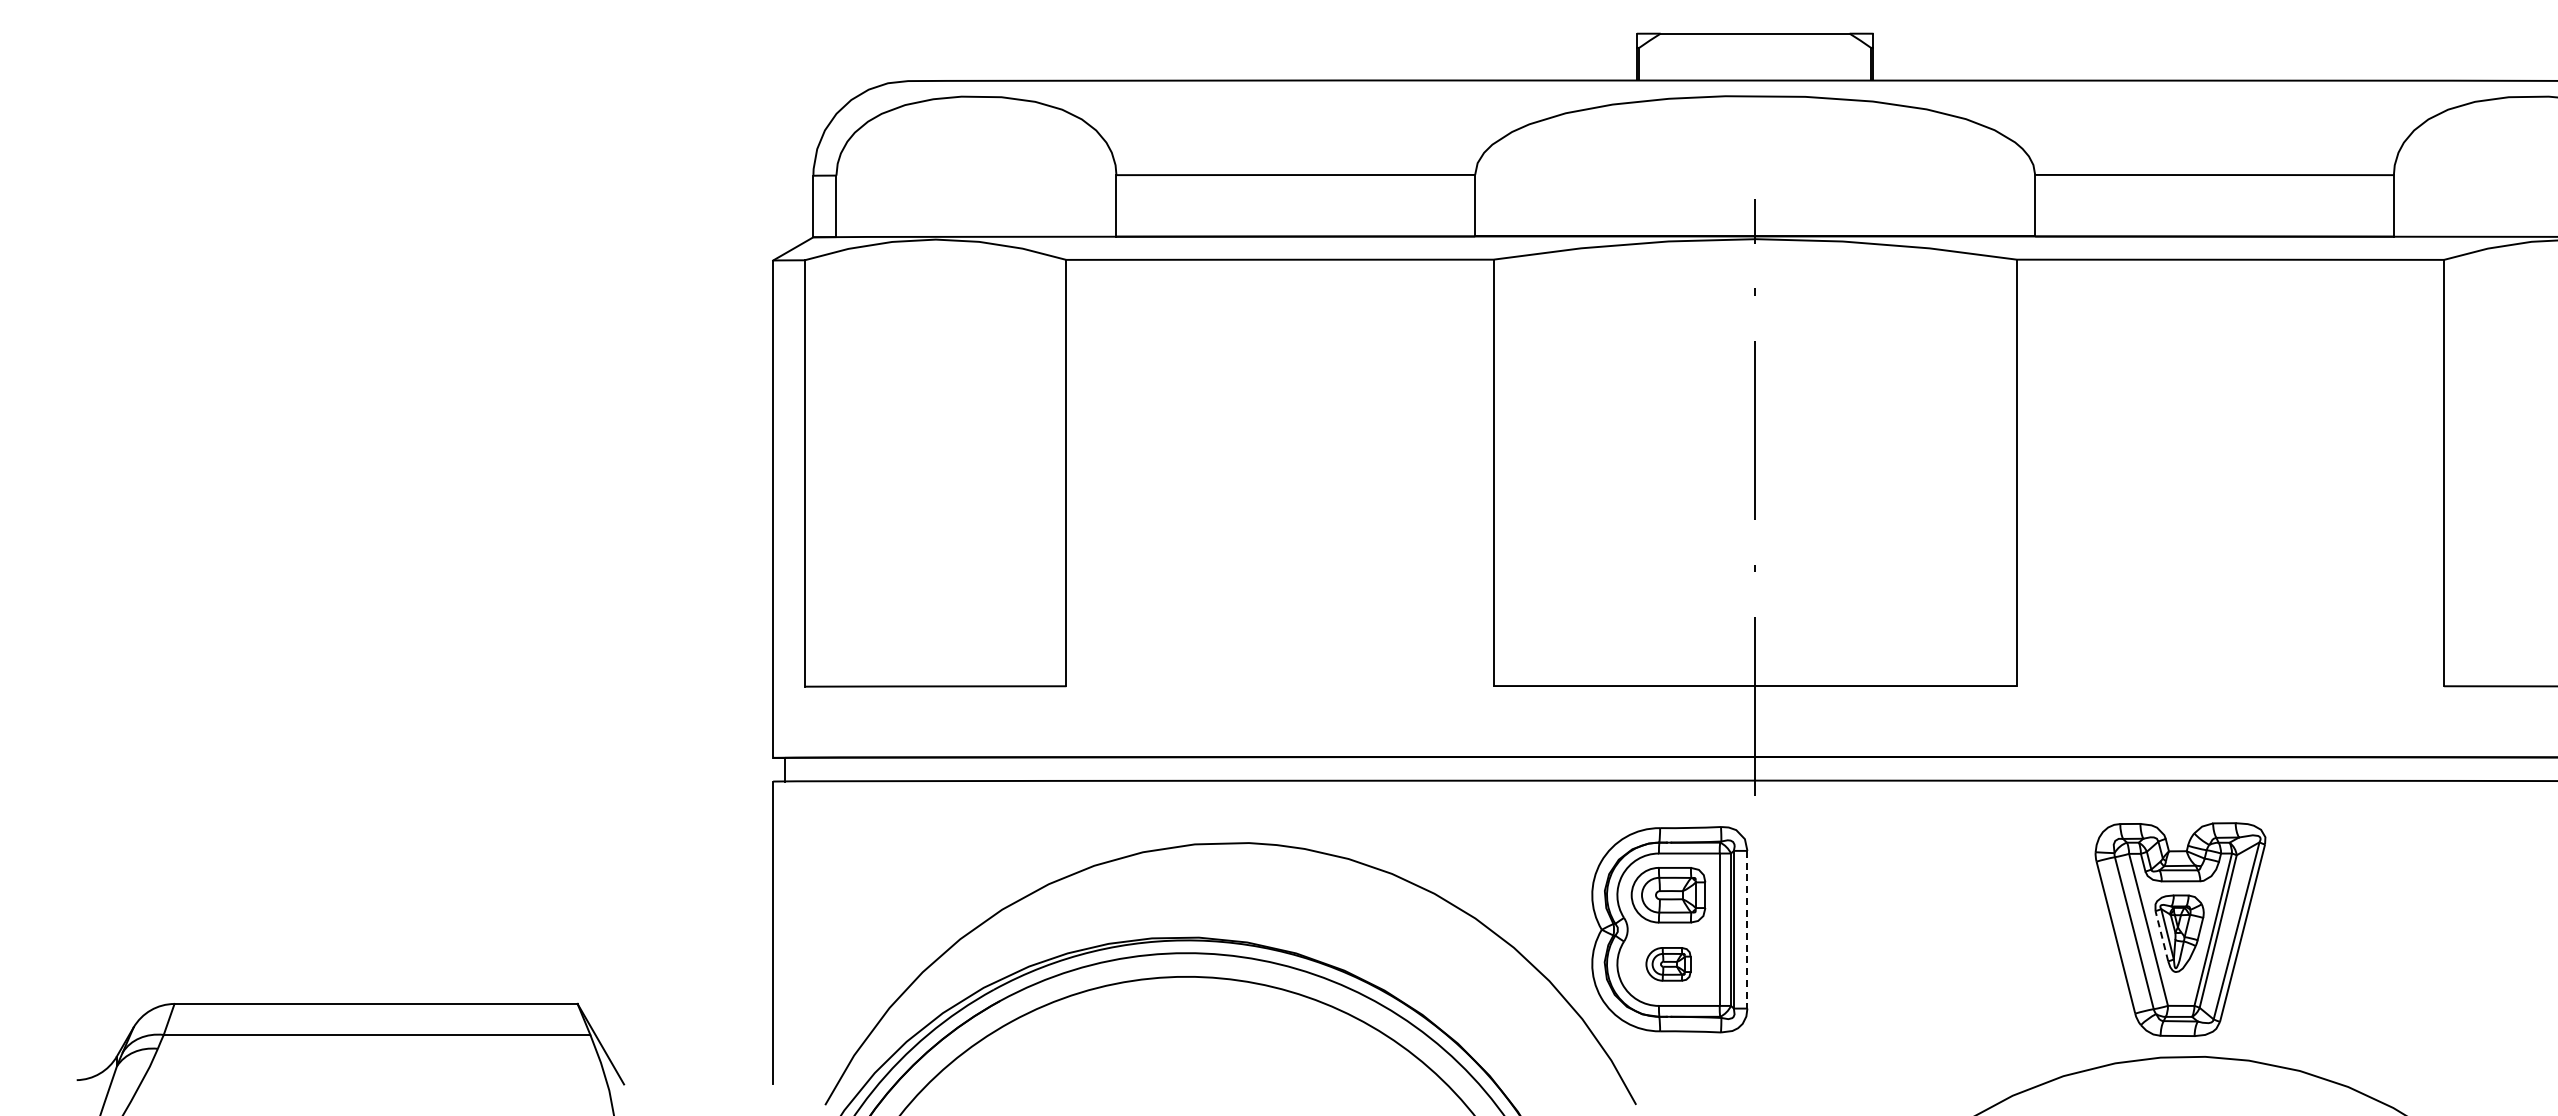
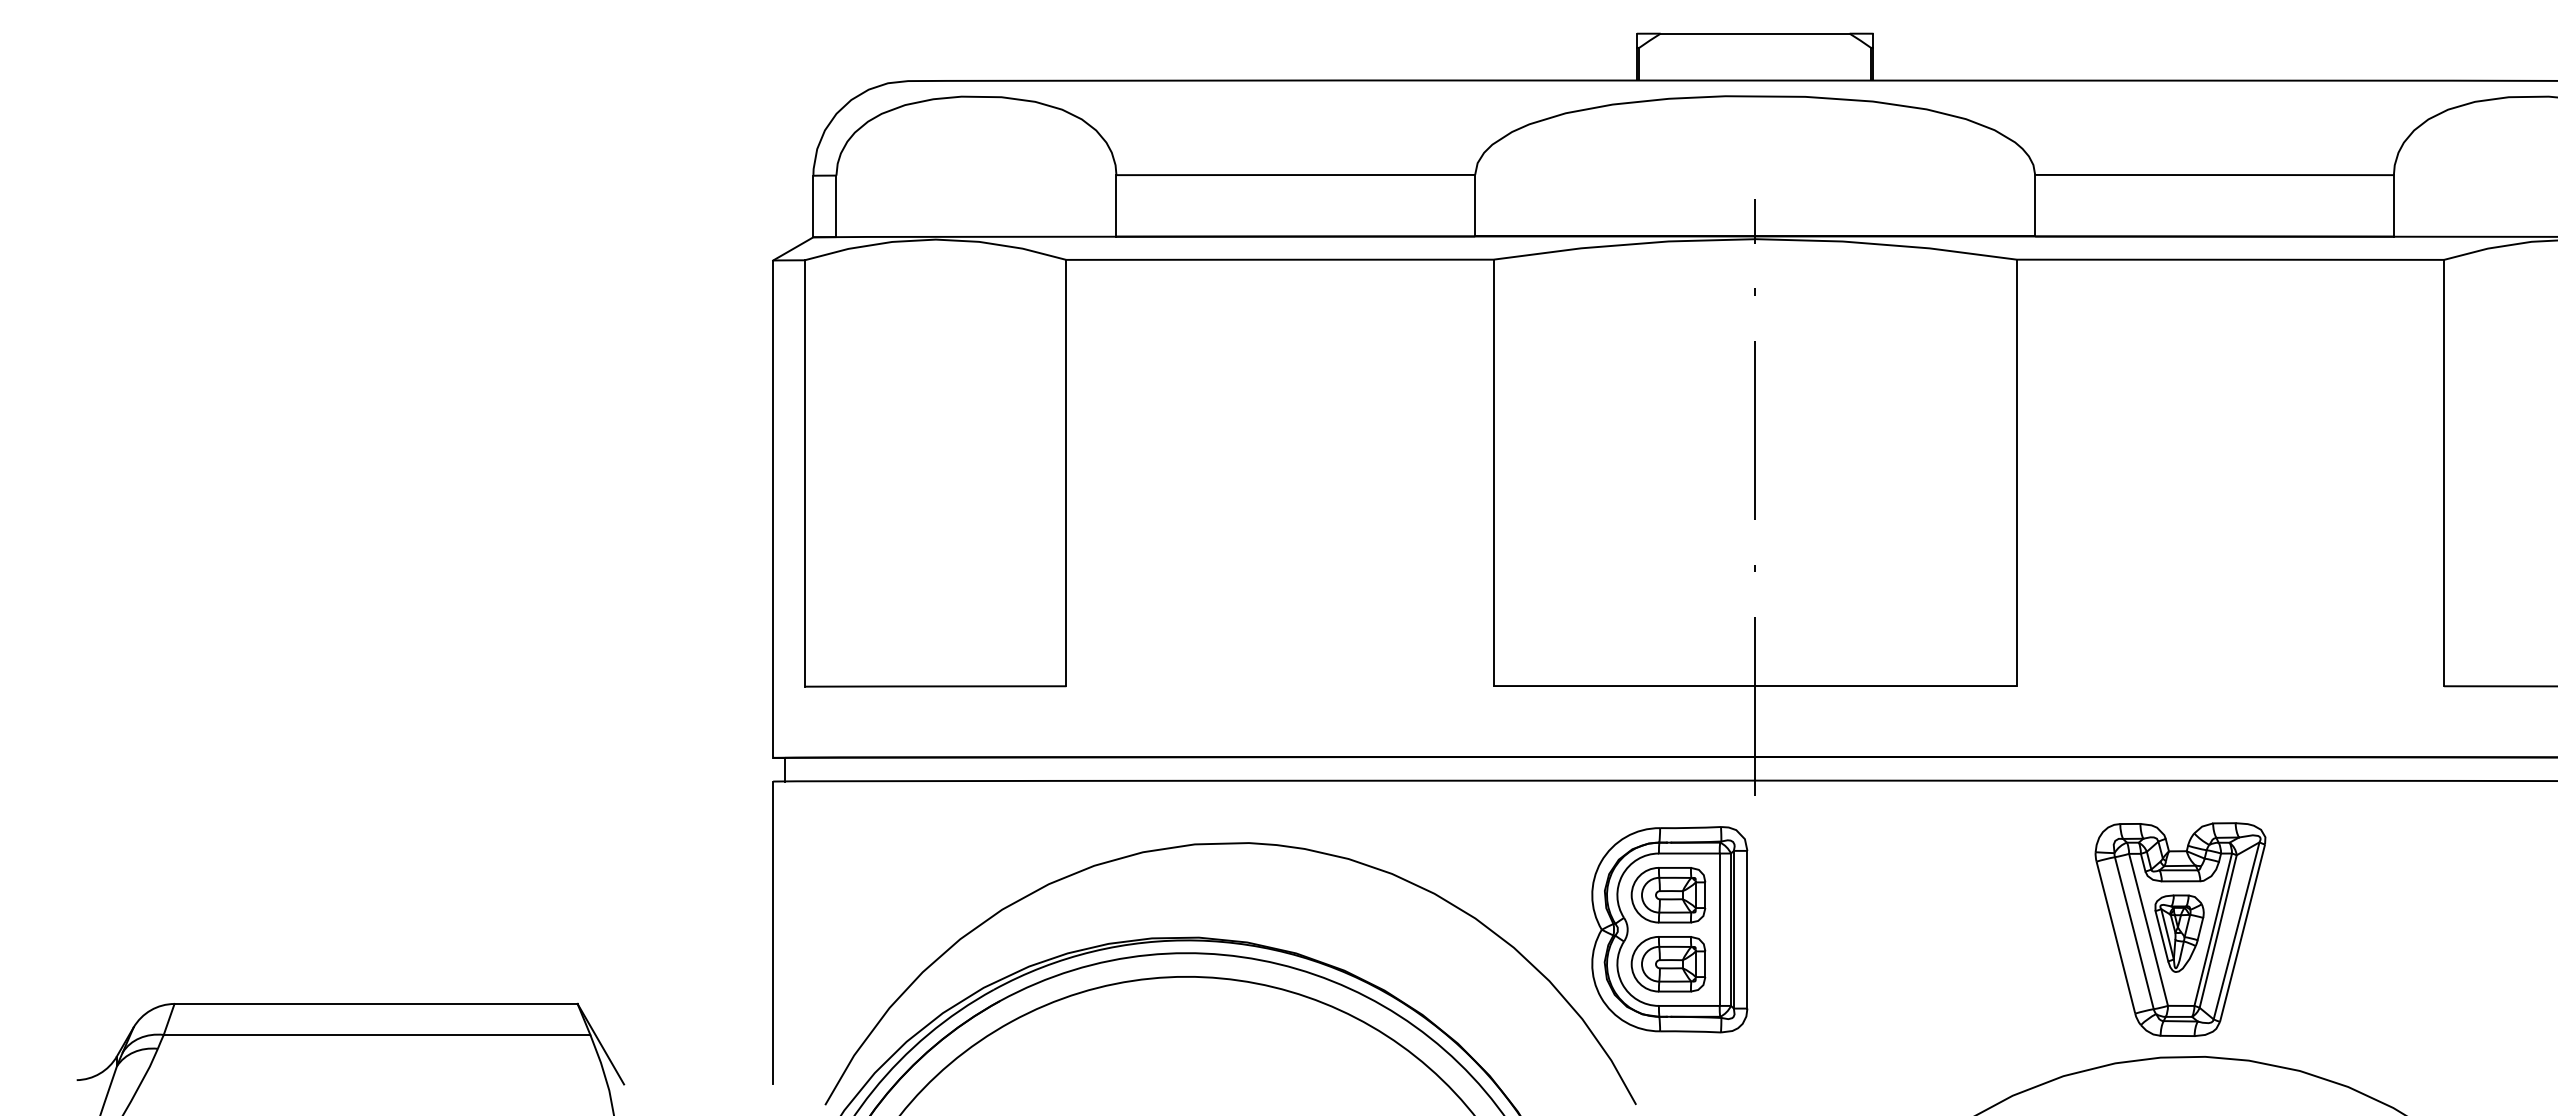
line: dashed -> solid (1747, 929)
line: dashed -> solid (2161, 936)
part size: 47x35 px -> 77x57 px (1668, 964)
